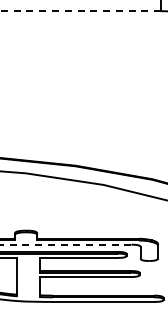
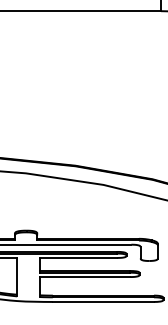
line: dashed -> solid (80, 11)
line: dashed -> solid (65, 244)
